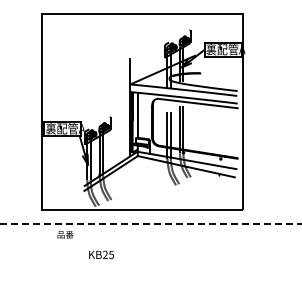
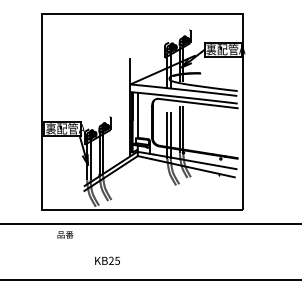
line: dashed -> solid (151, 224)
text position: (101, 254) -> (107, 260) (107, 260)
line: none -> present (150, 280)
